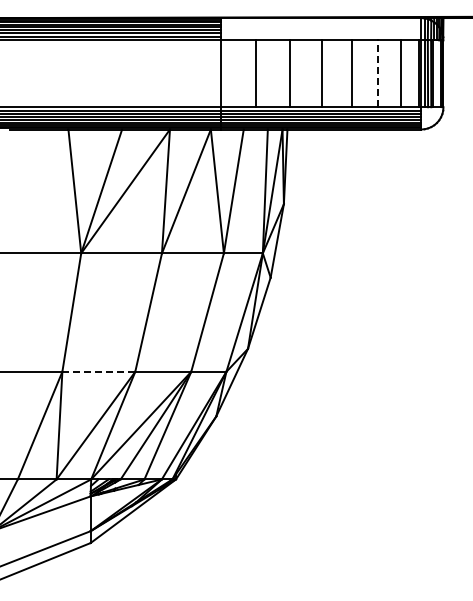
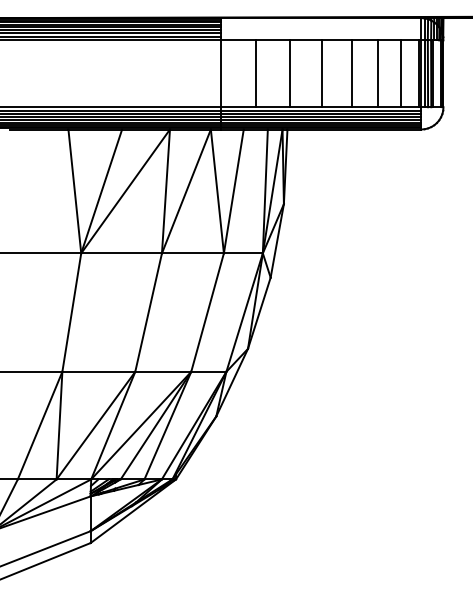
line: dashed -> solid (378, 73)
line: dashed -> solid (99, 371)
